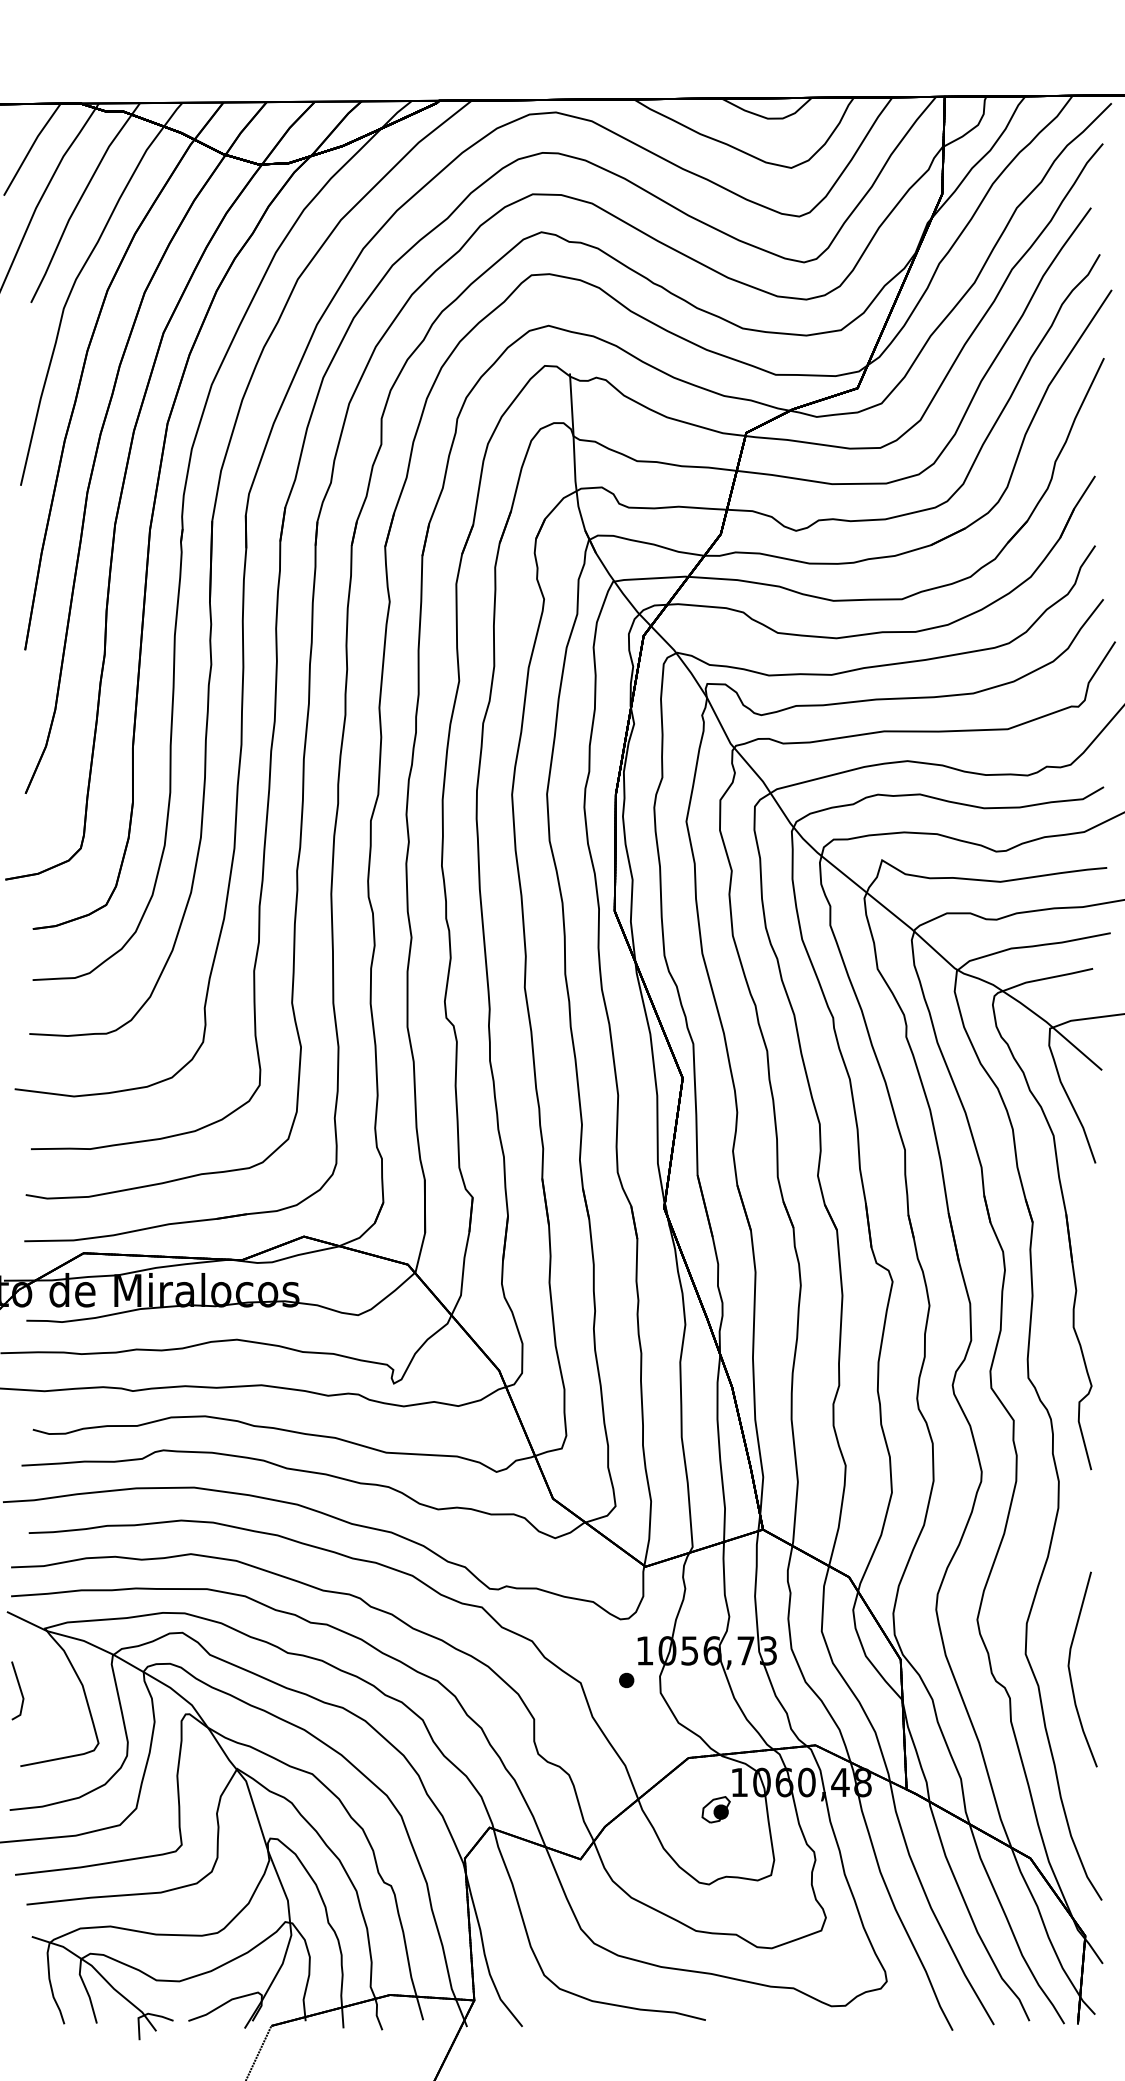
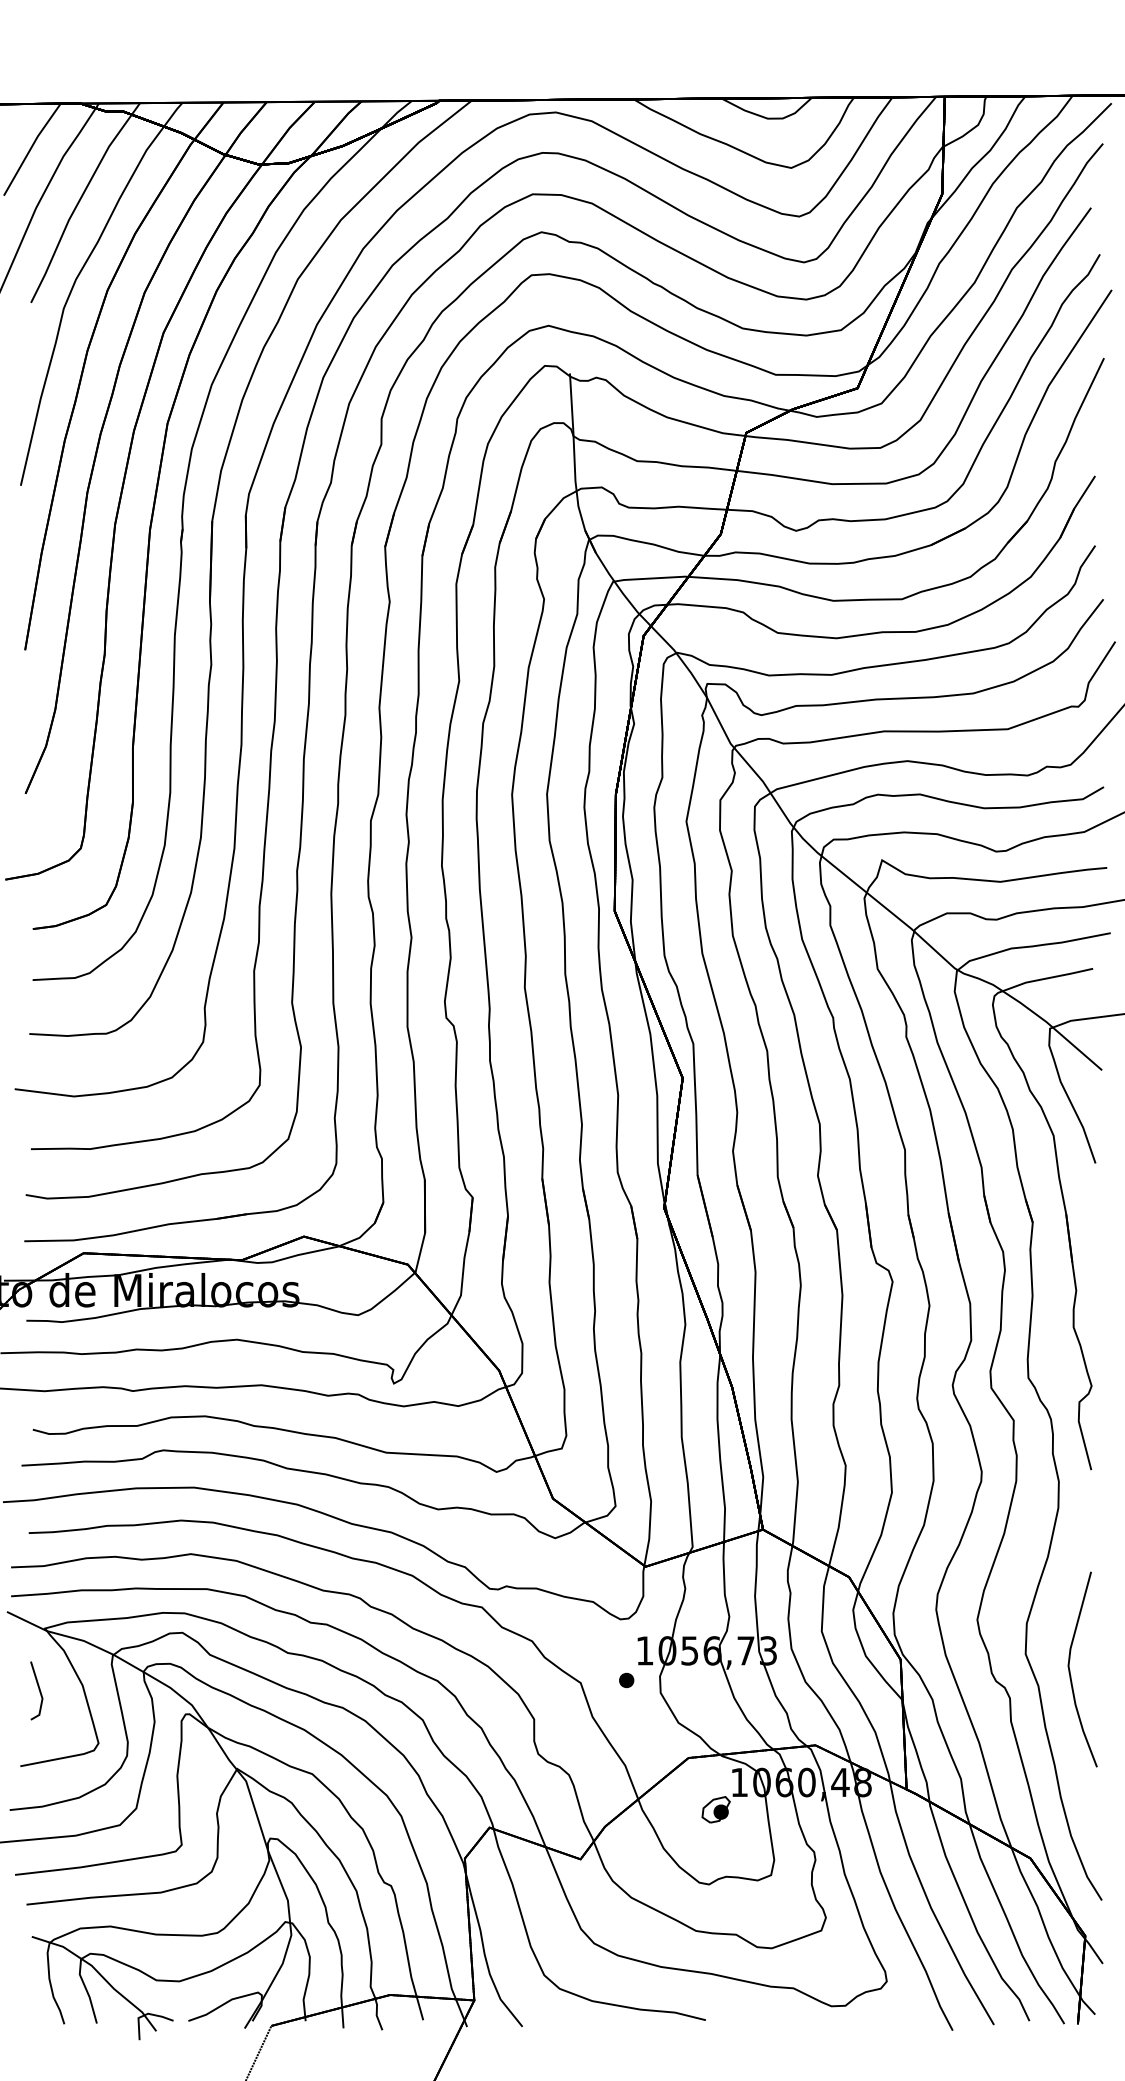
line position: (19, 1689) -> (38, 1689) (38, 1689)
